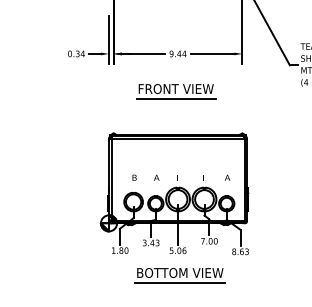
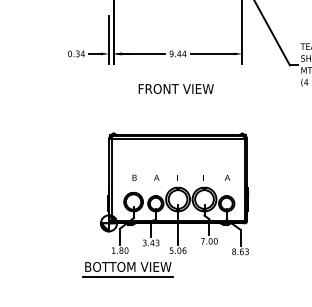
line: present -> none (175, 98)
part position: (179, 275) -> (127, 269) (127, 269)
